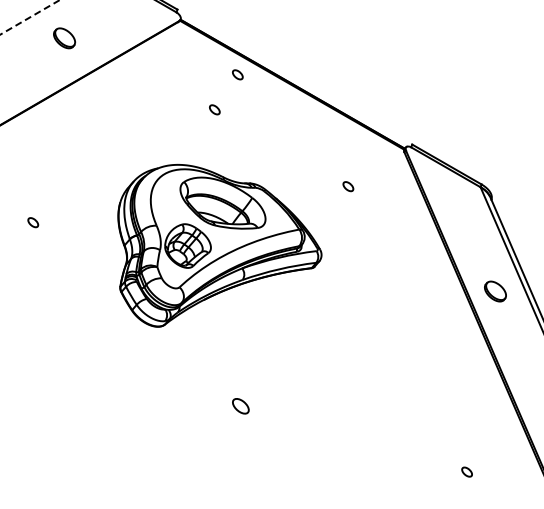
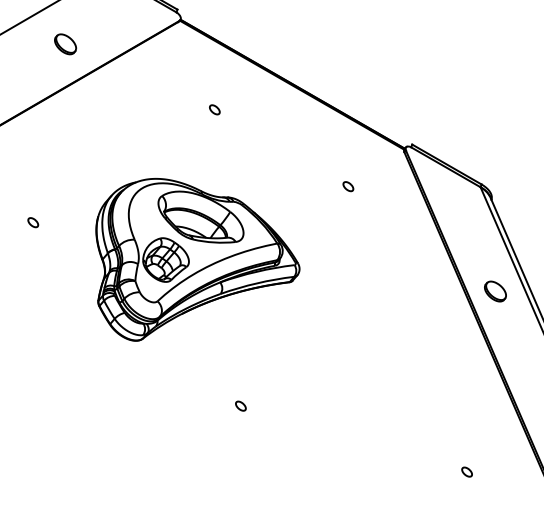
line: dashed -> solid (29, 17)
part position: (64, 38) -> (65, 44) (65, 44)
part: present -> none (237, 74)
part position: (219, 245) -> (197, 259) (197, 259)
part size: 18x17 px -> 12x12 px (240, 405)
